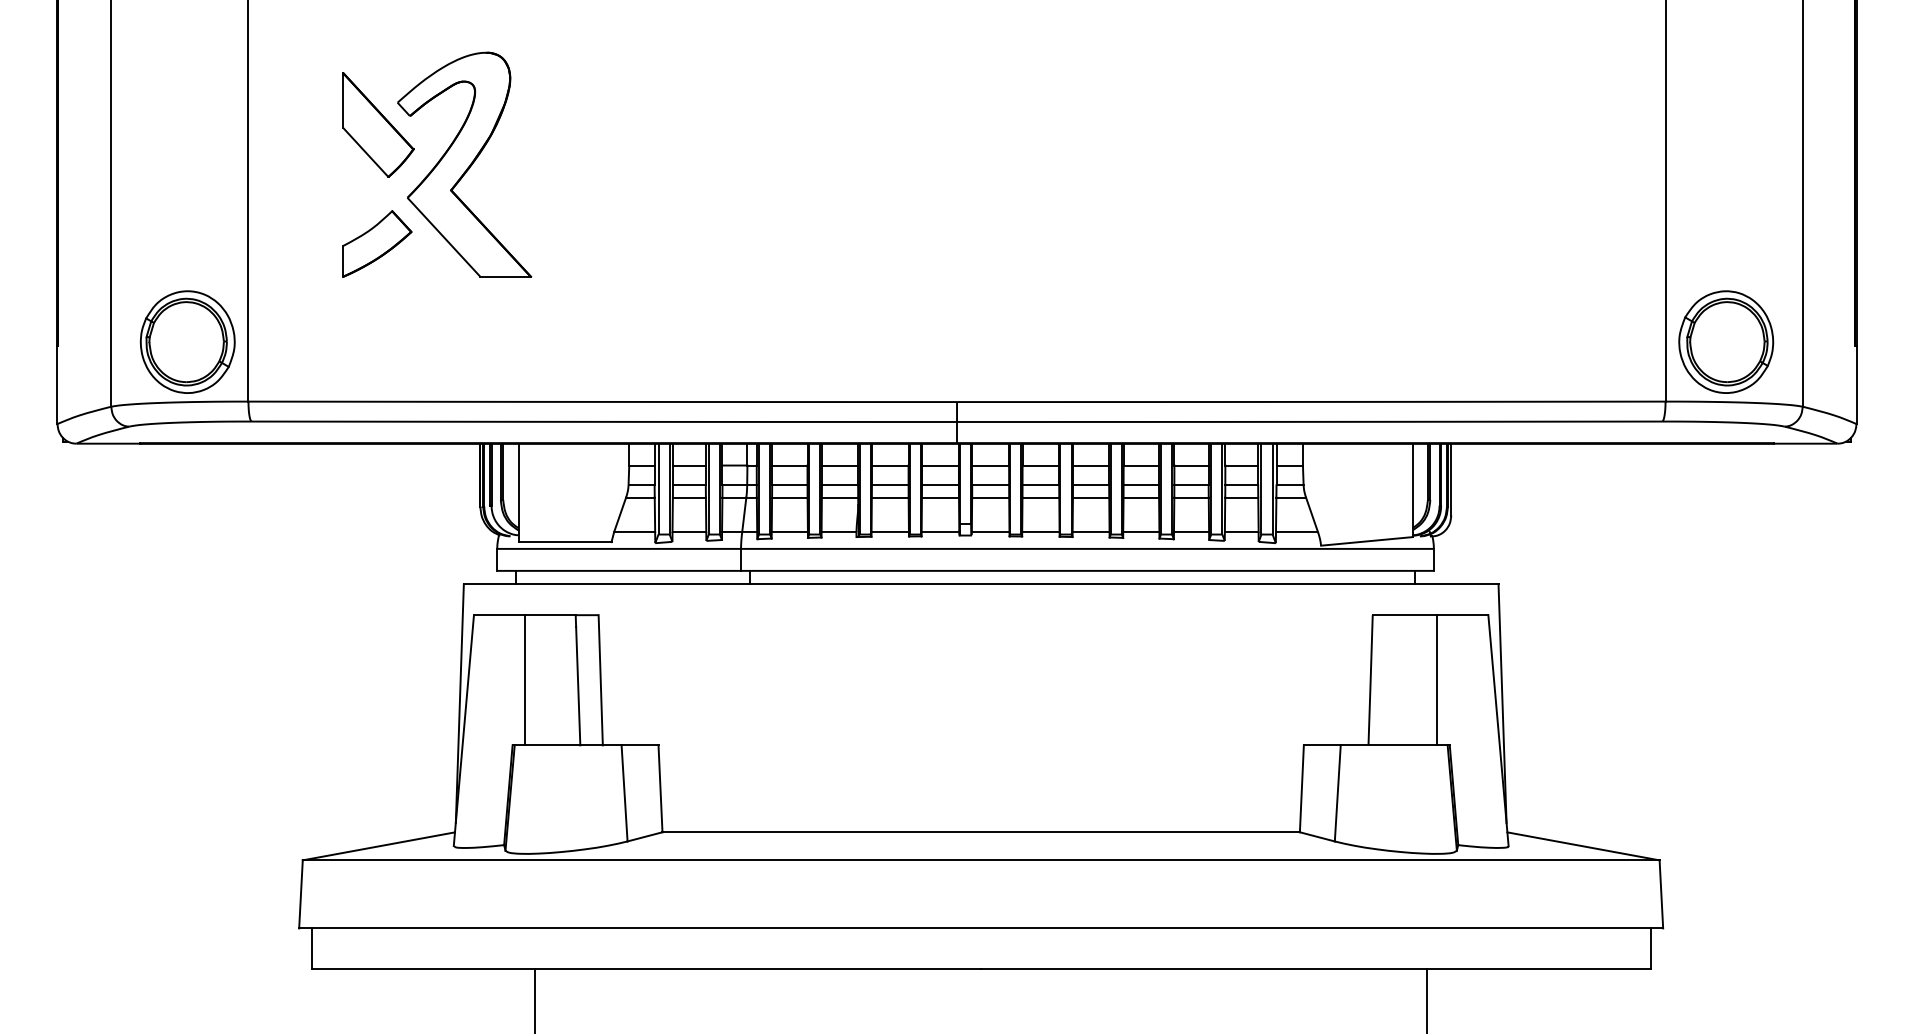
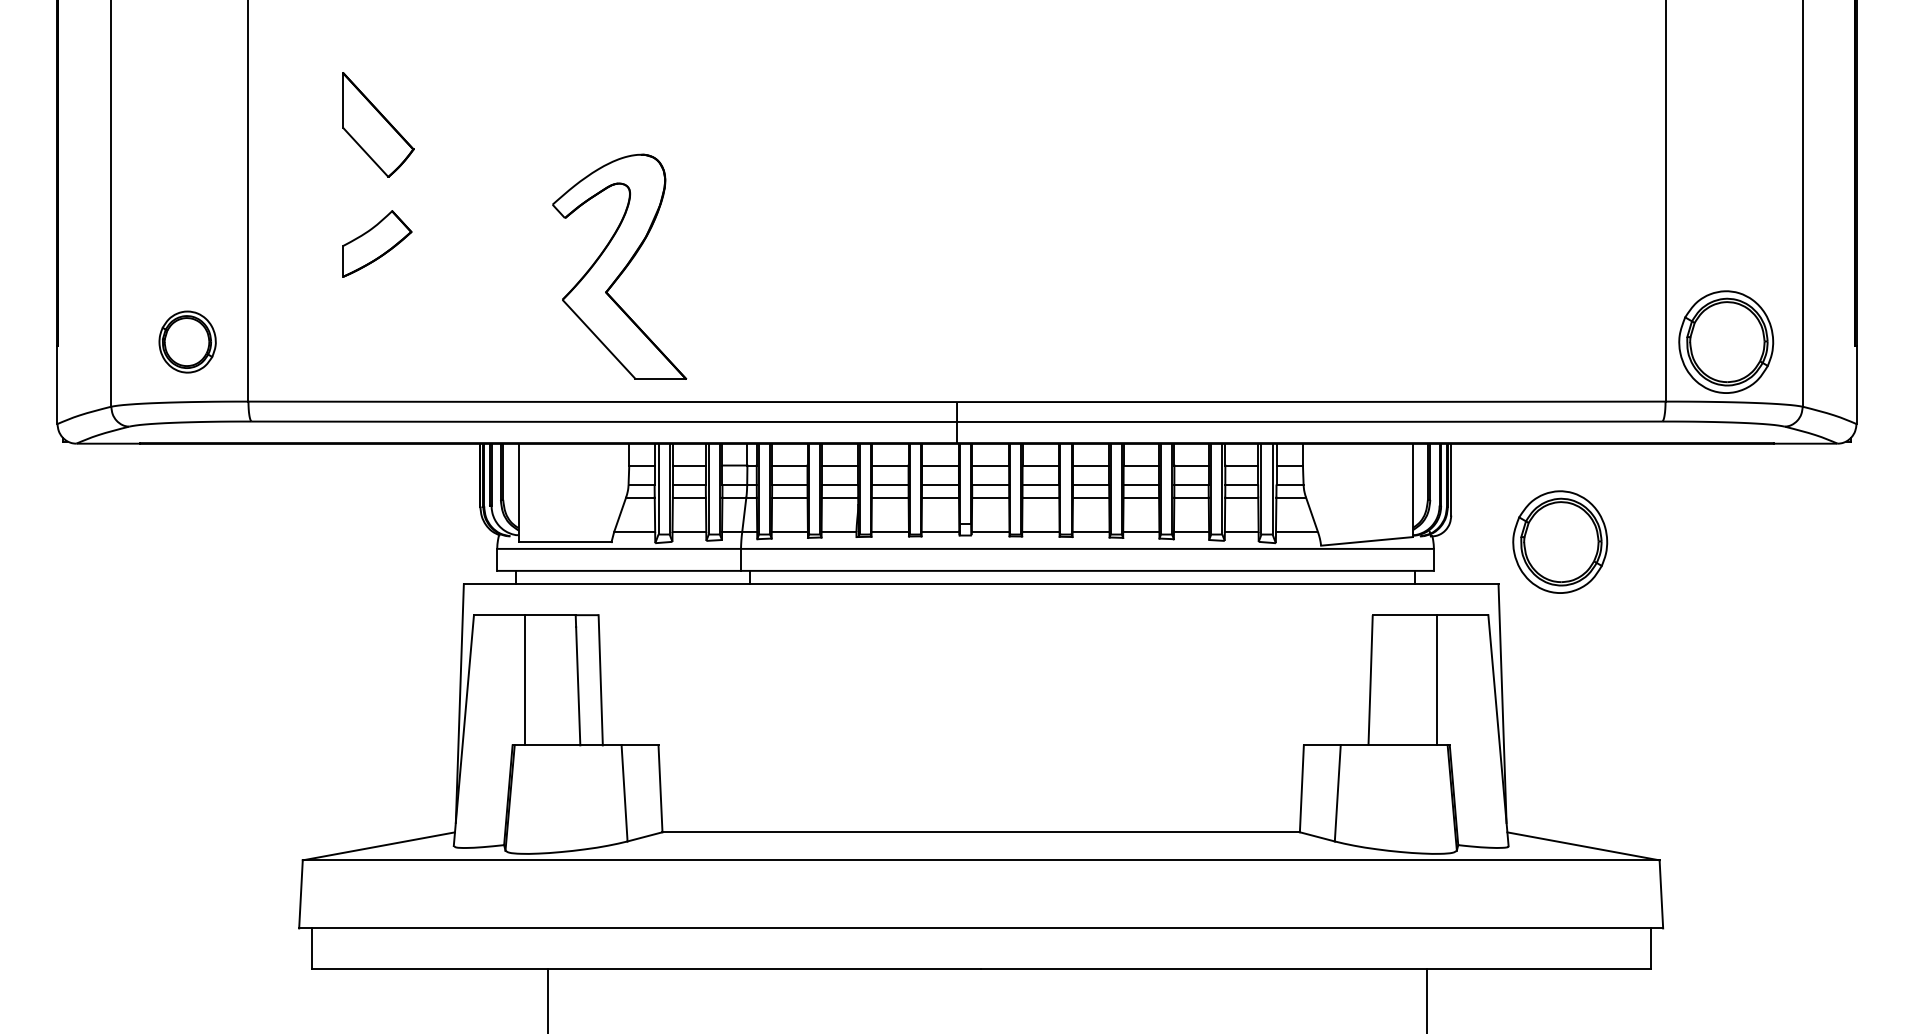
part position: (464, 164) -> (619, 266) (619, 266)
part size: 97x104 px -> 59x64 px (187, 341)
part: none -> present (1560, 541)
line position: (535, 999) -> (548, 999) (548, 999)
